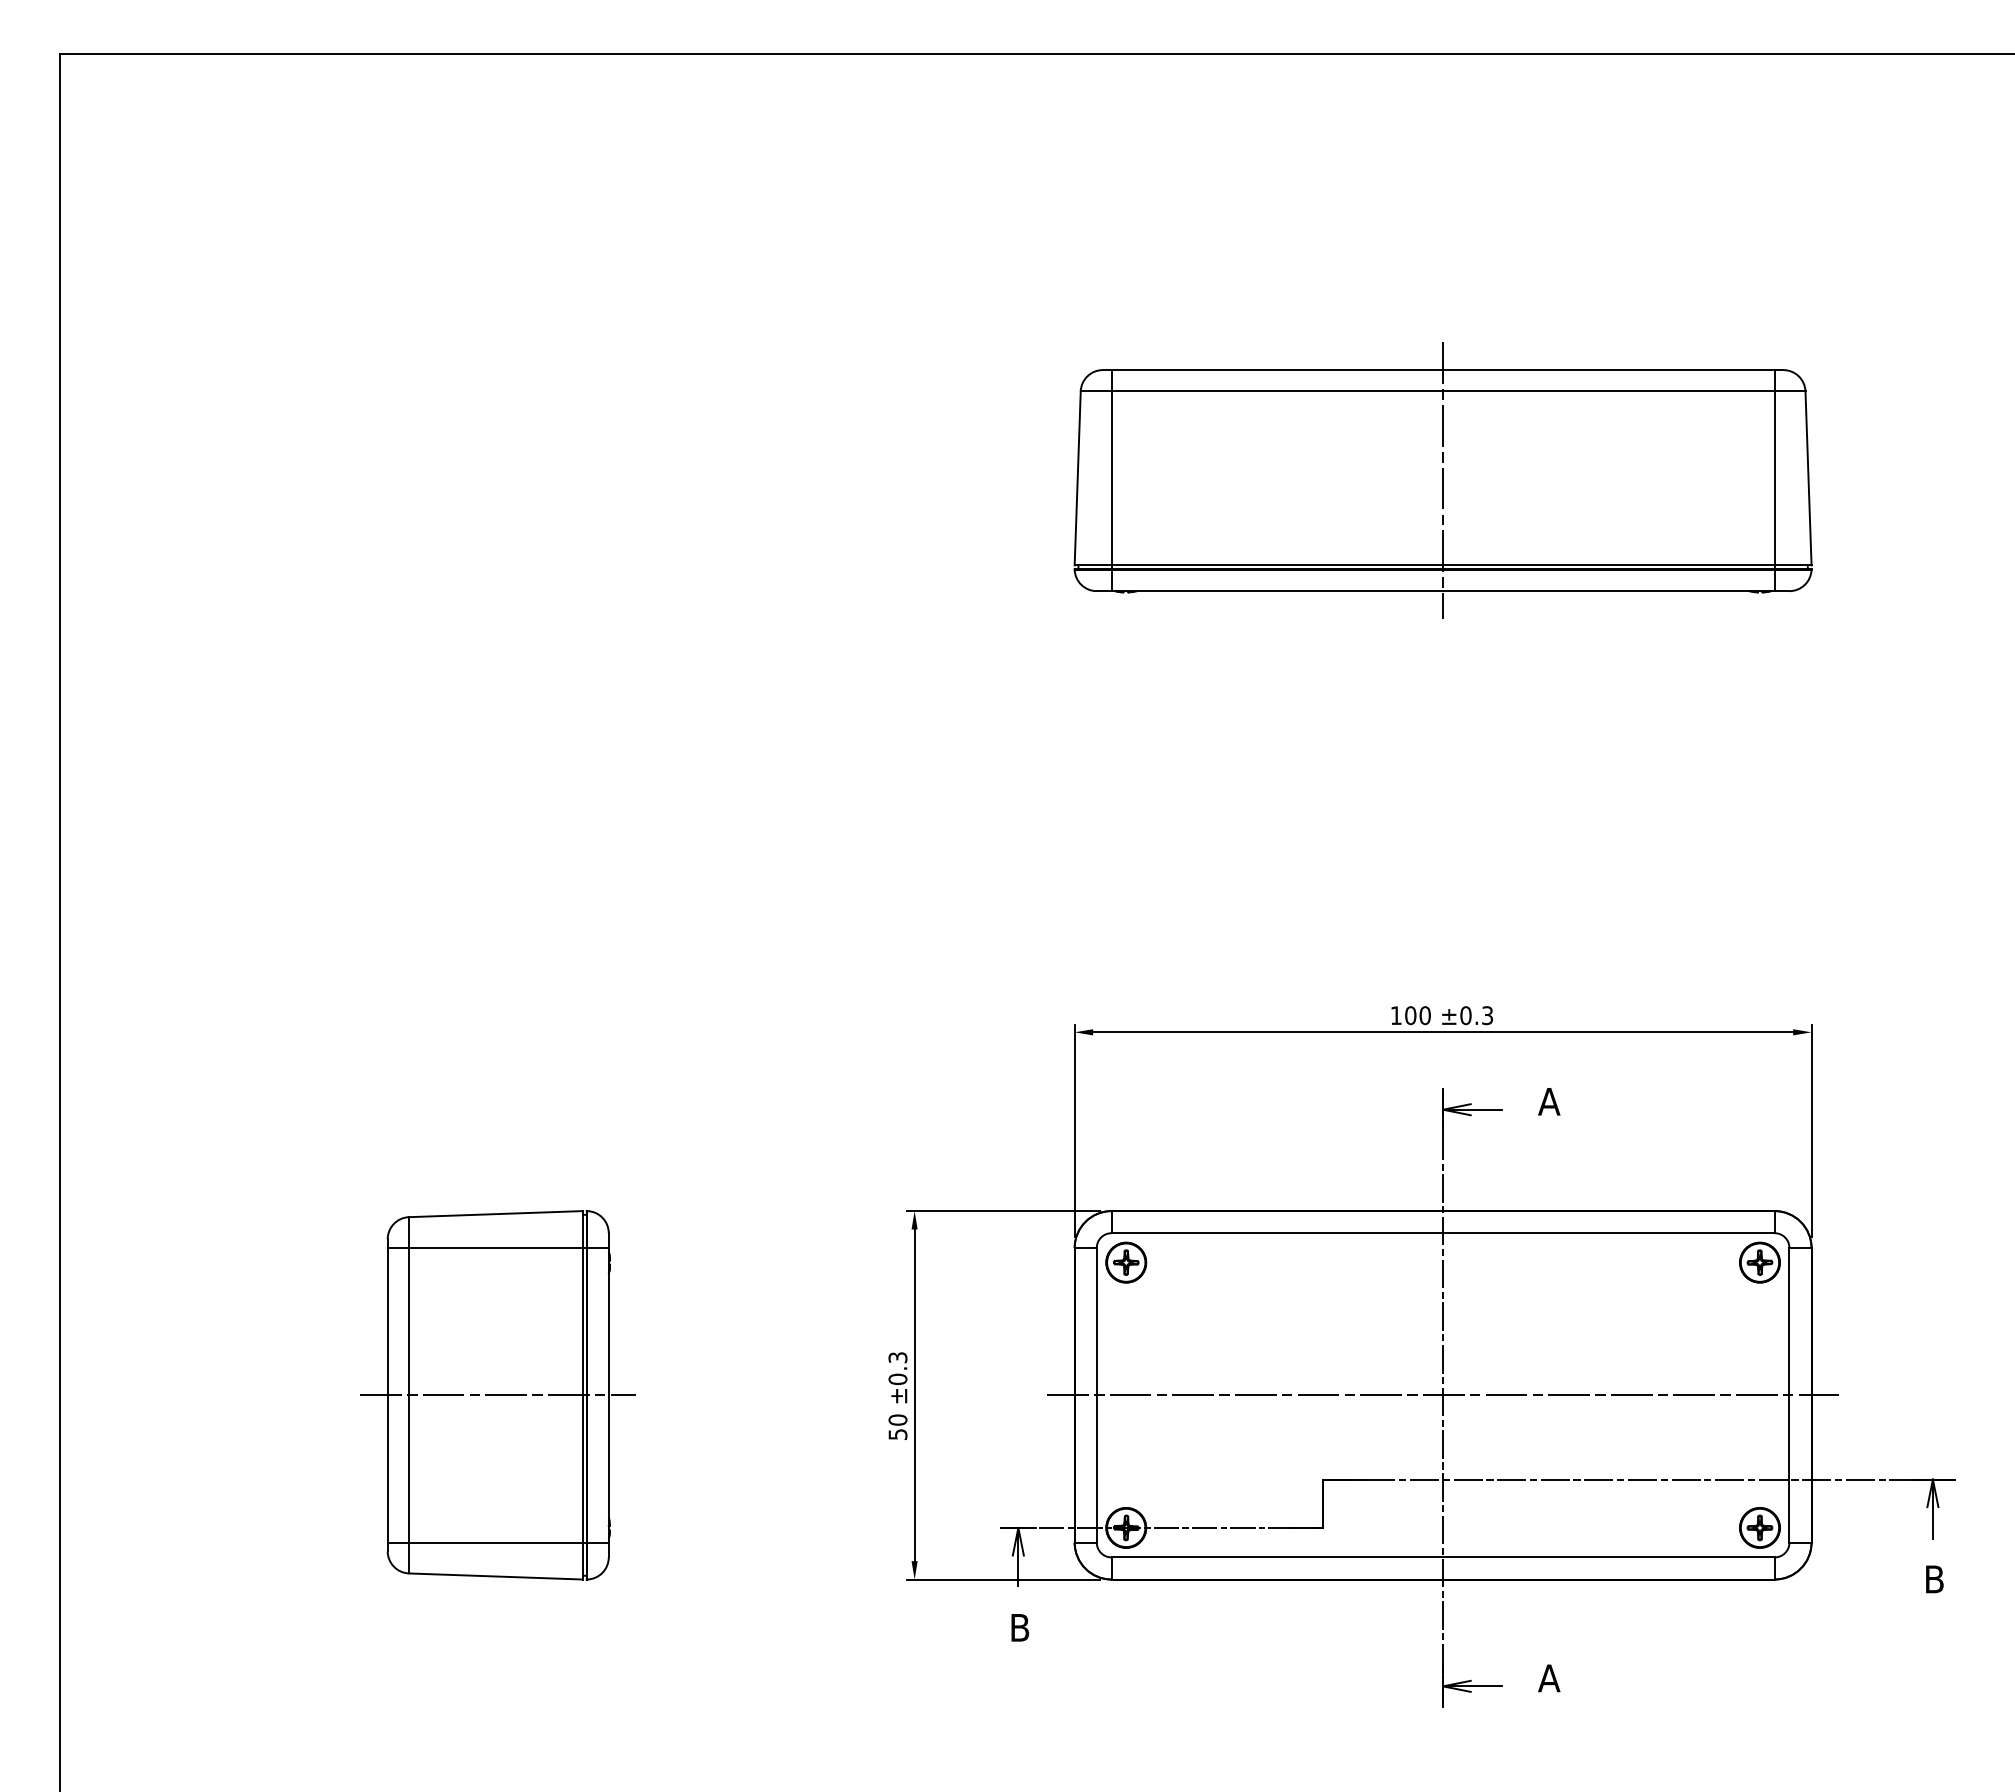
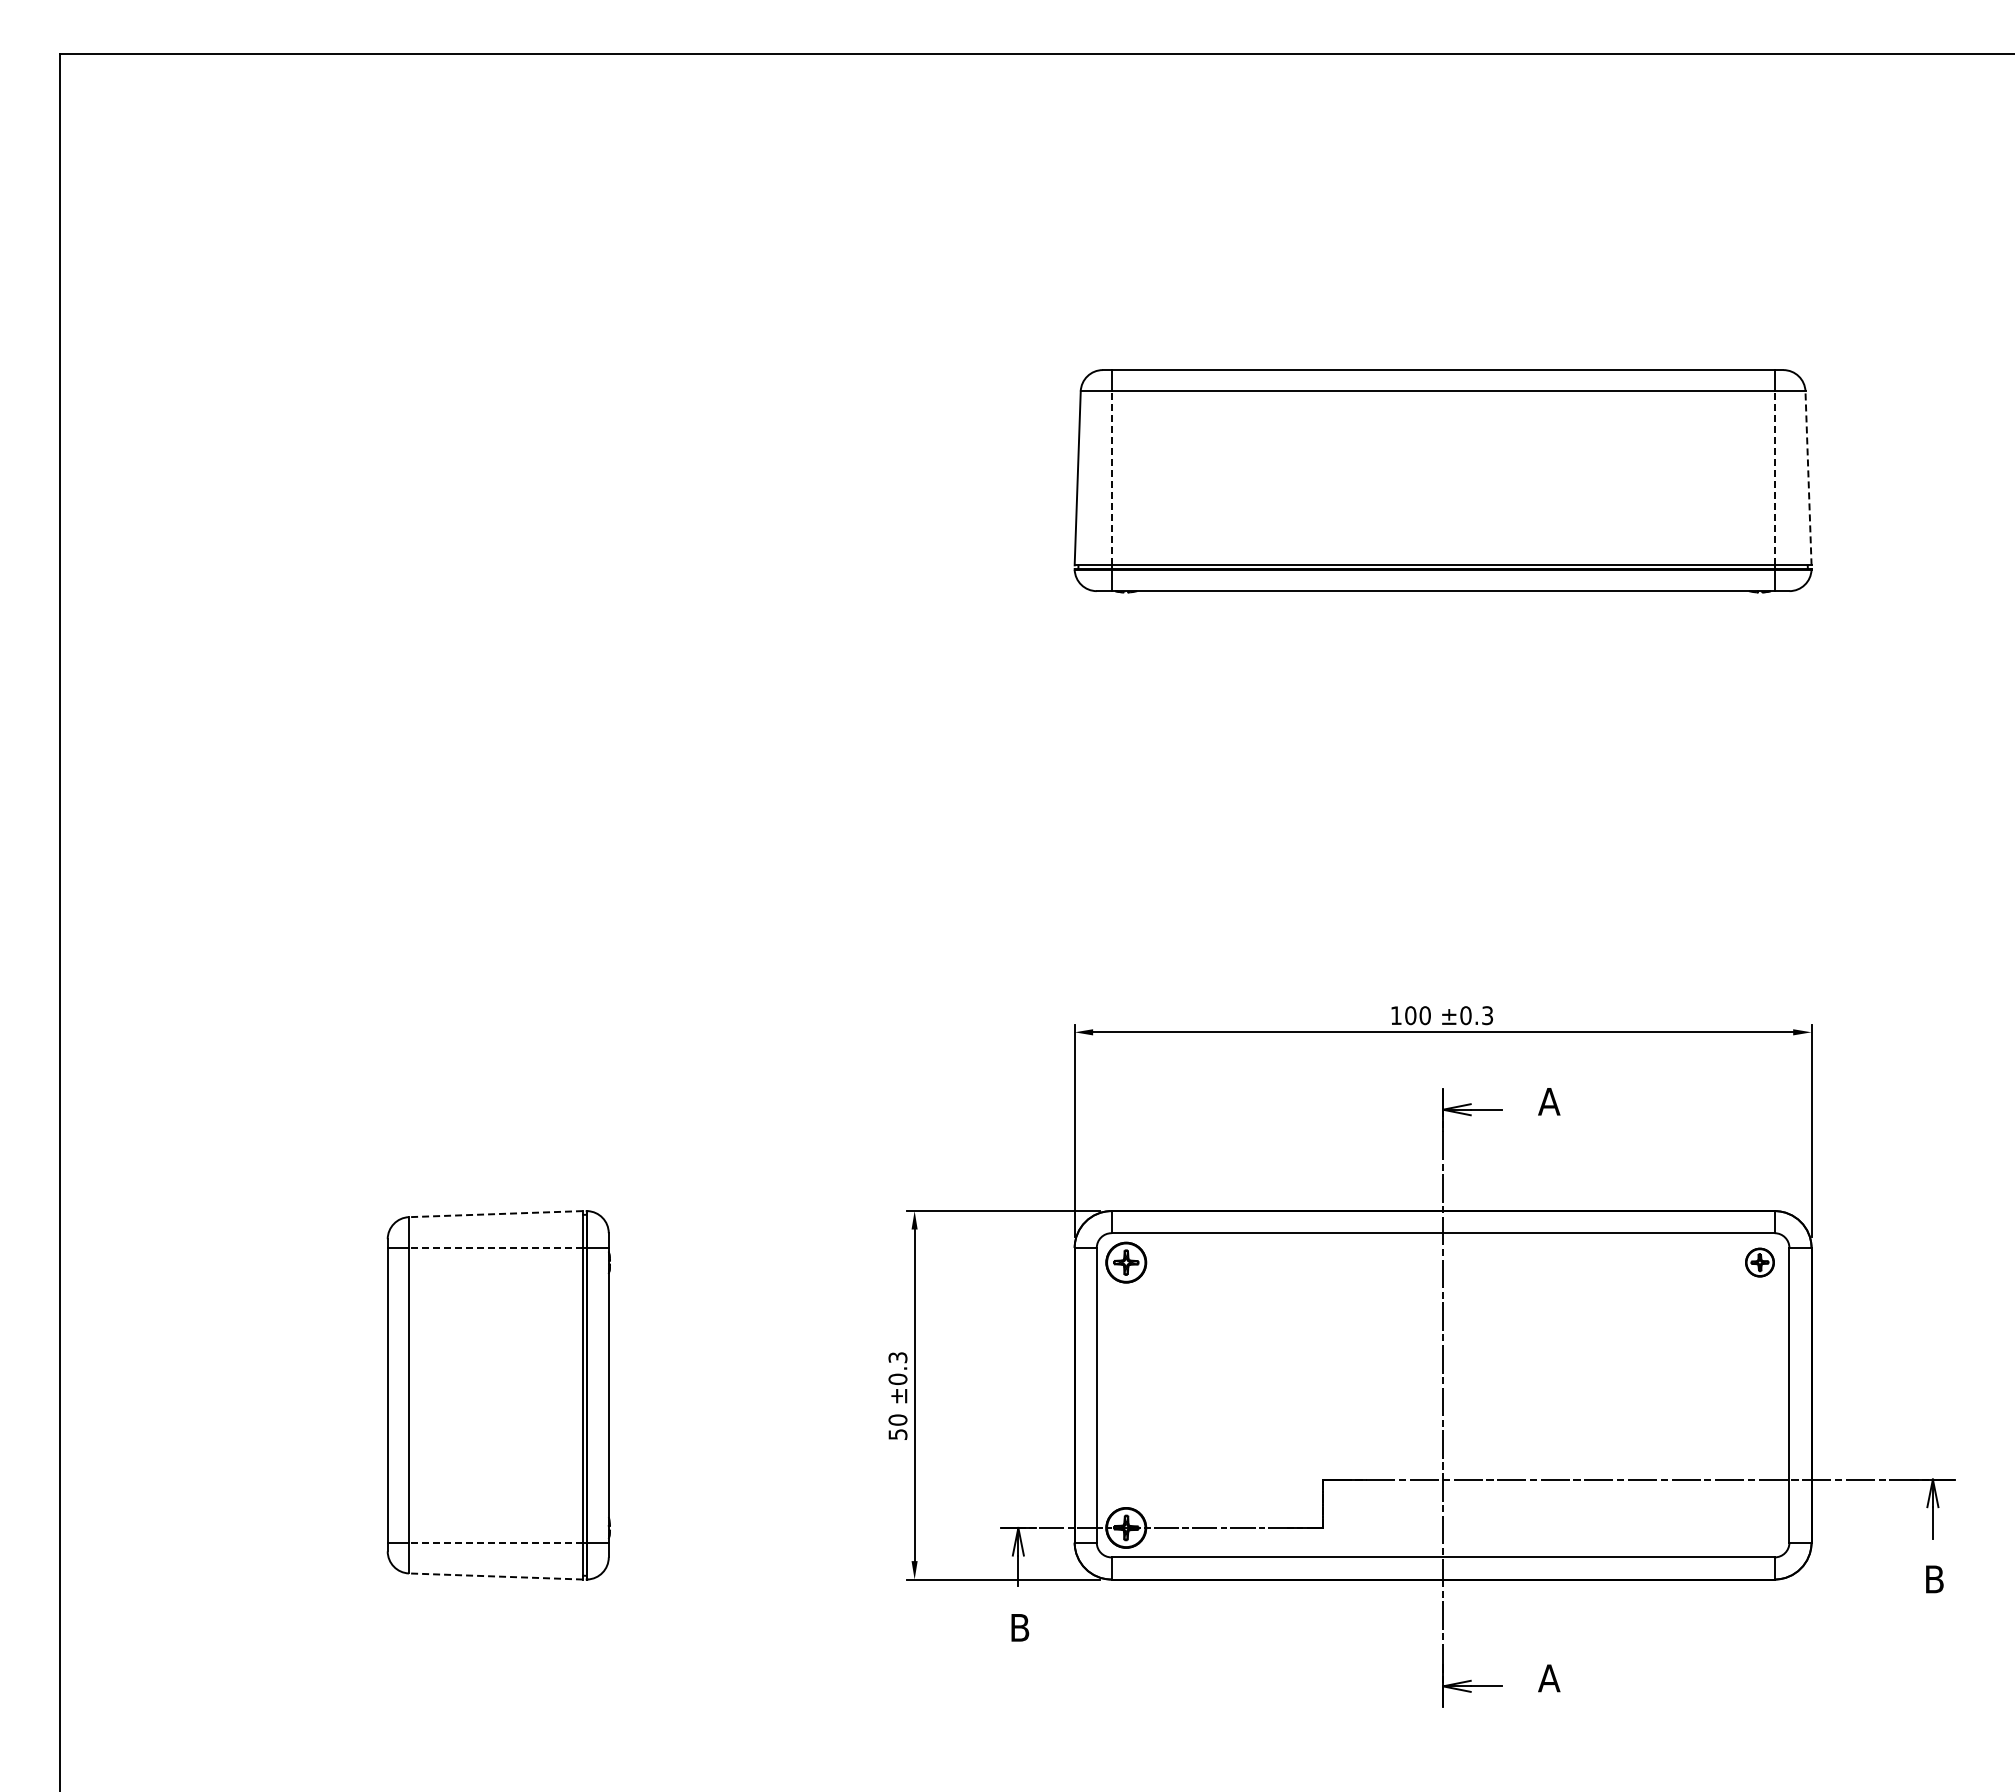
line: solid -> dashed (1808, 477)
line: solid -> dashed (1111, 478)
line: solid -> dashed (1774, 478)
line: present -> none (1443, 480)
line: solid -> dashed (495, 1214)
line: solid -> dashed (496, 1247)
part size: 42x43 px -> 30x31 px (1759, 1262)
line: present -> none (498, 1395)
line: present -> none (1443, 1395)
part: present -> none (1759, 1527)
line: solid -> dashed (496, 1542)
line: solid -> dashed (495, 1576)
